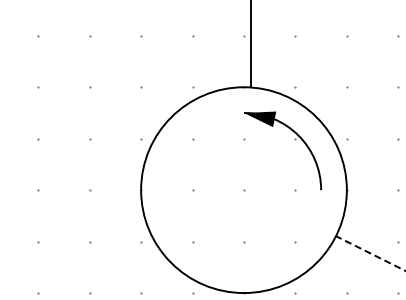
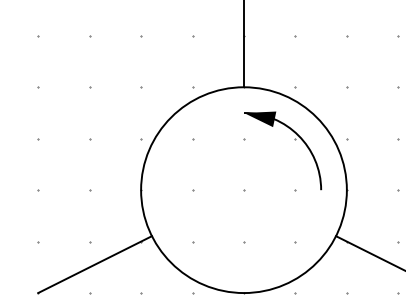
line position: (250, 44) -> (243, 44) (243, 44)
line: dashed -> solid (370, 253)
line: none -> present (94, 264)
